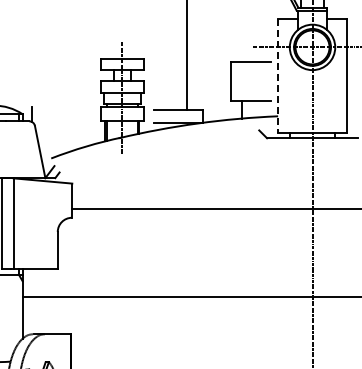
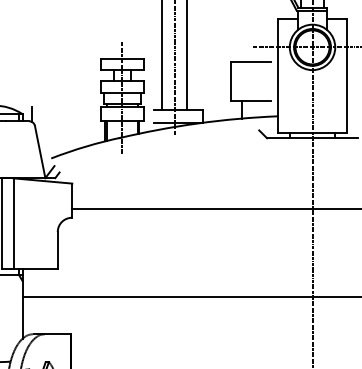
line: none -> present (161, 56)
line: none -> present (174, 68)
line: dashed -> solid (278, 75)
